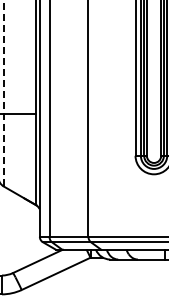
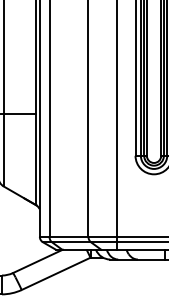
line: dashed -> solid (3, 93)
line: none -> present (117, 125)
